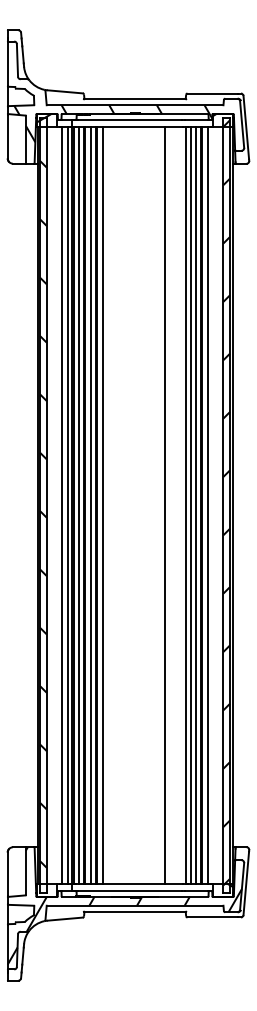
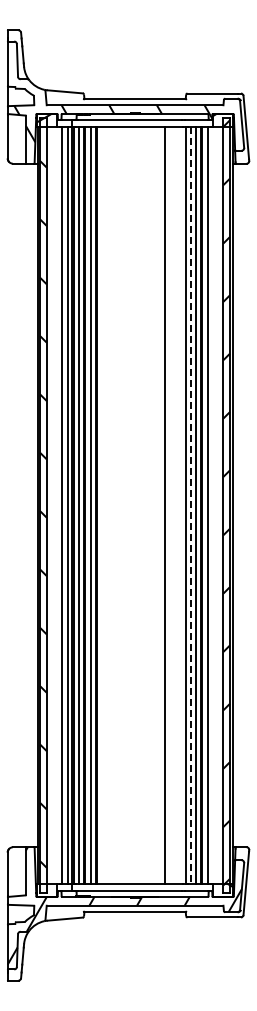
line: present -> none (102, 505)
line: solid -> dashed (190, 505)
